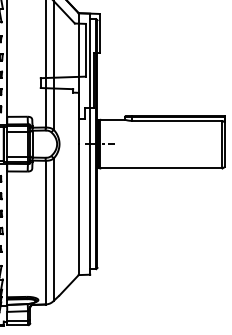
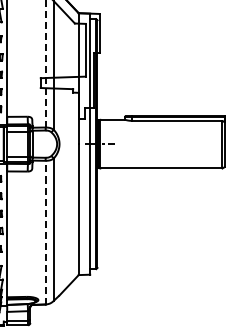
line: solid -> dashed (45, 63)
line: solid -> dashed (45, 232)
